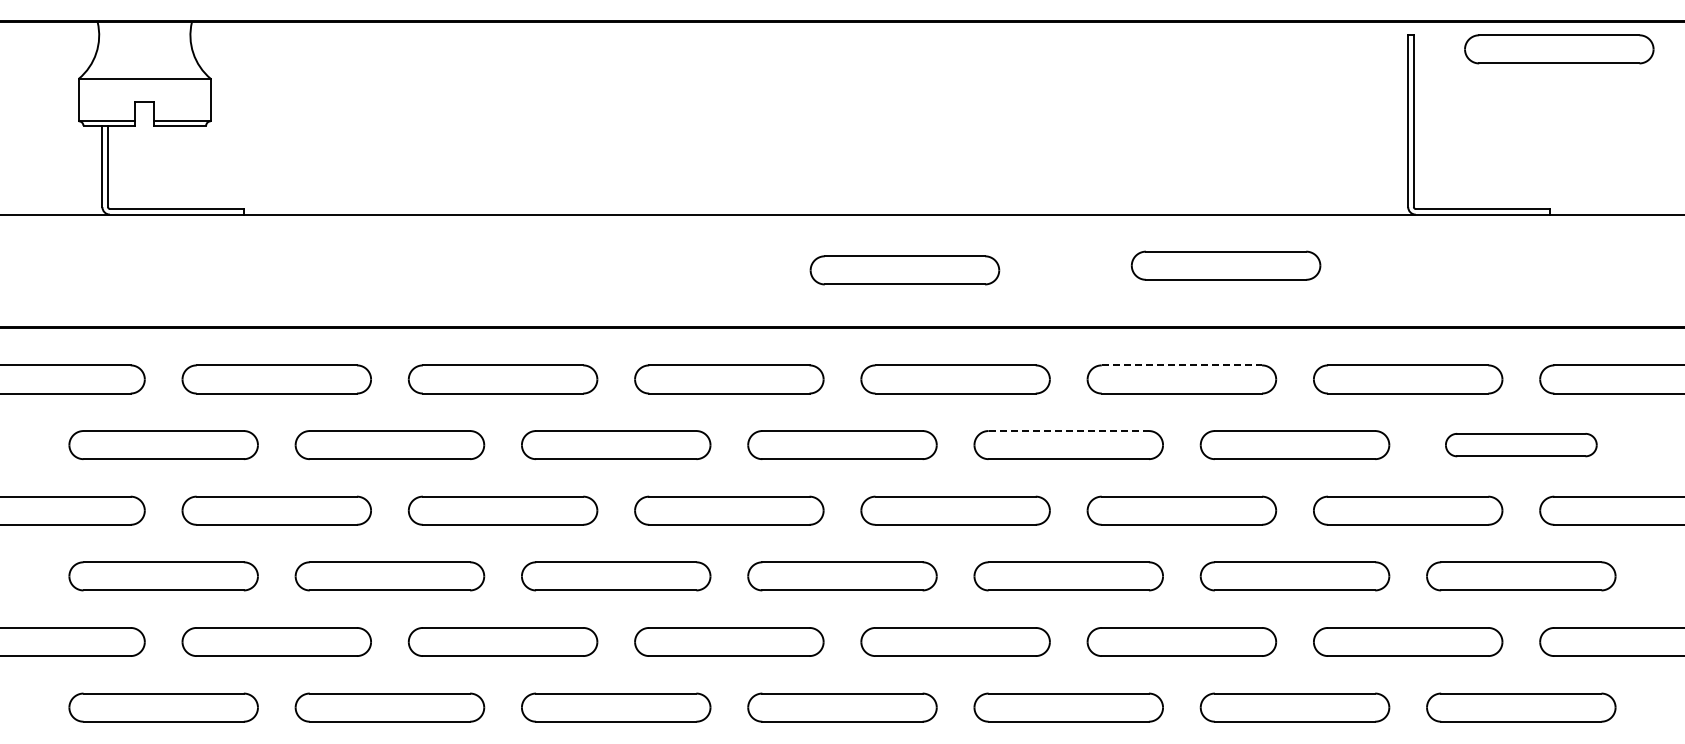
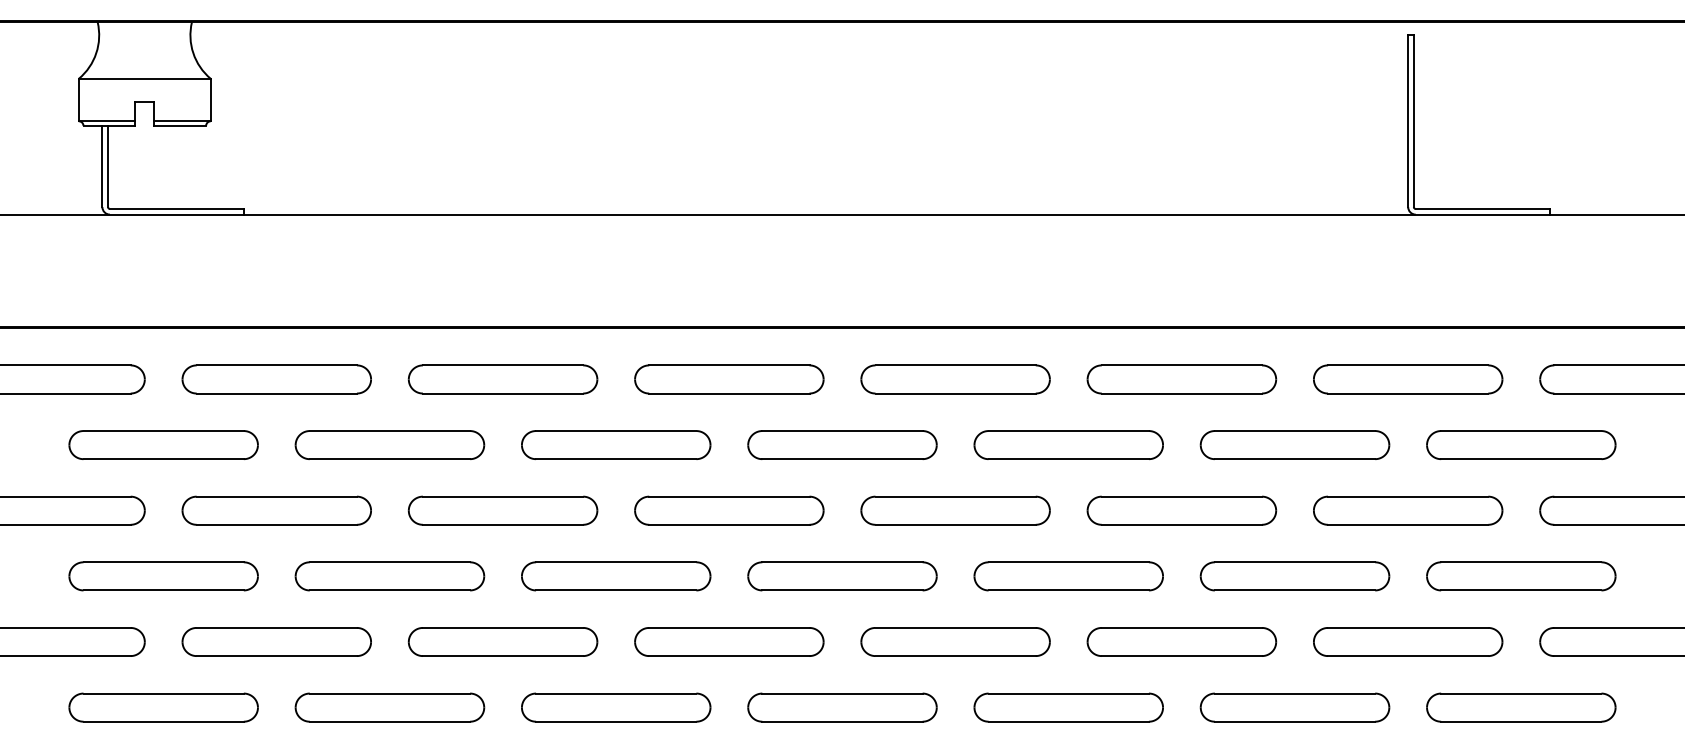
part: present -> none (1559, 49)
part: present -> none (1225, 265)
part: present -> none (904, 270)
line: dashed -> solid (1182, 365)
line: dashed -> solid (1069, 431)
part size: 153x25 px -> 191x30 px (1521, 444)
